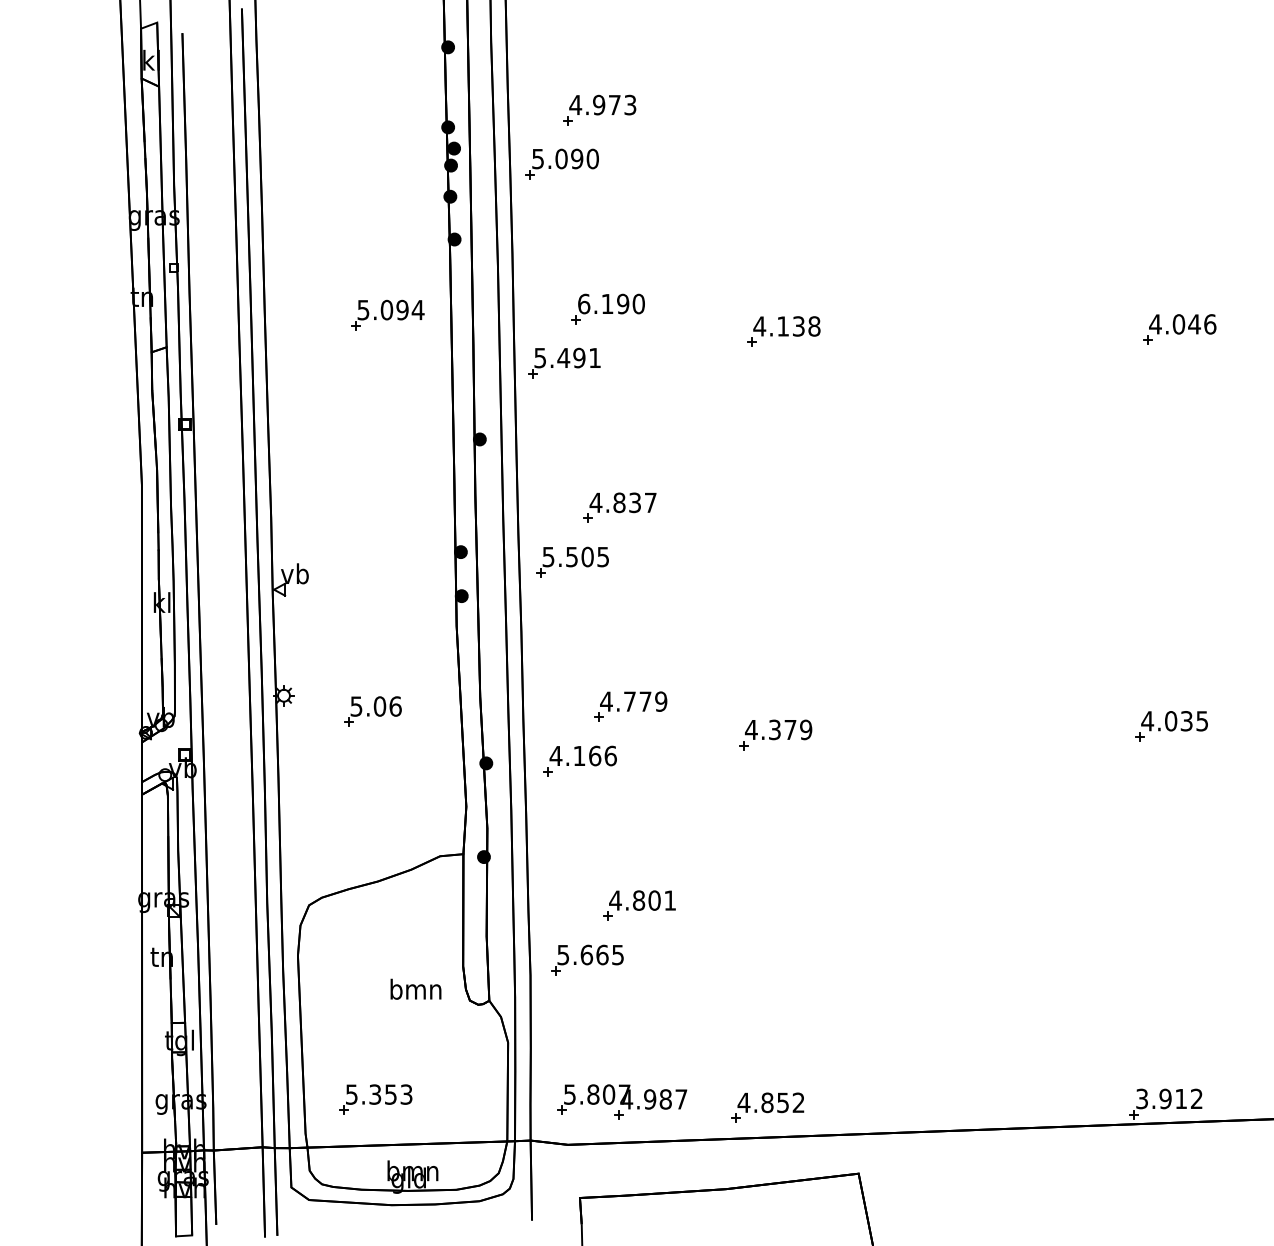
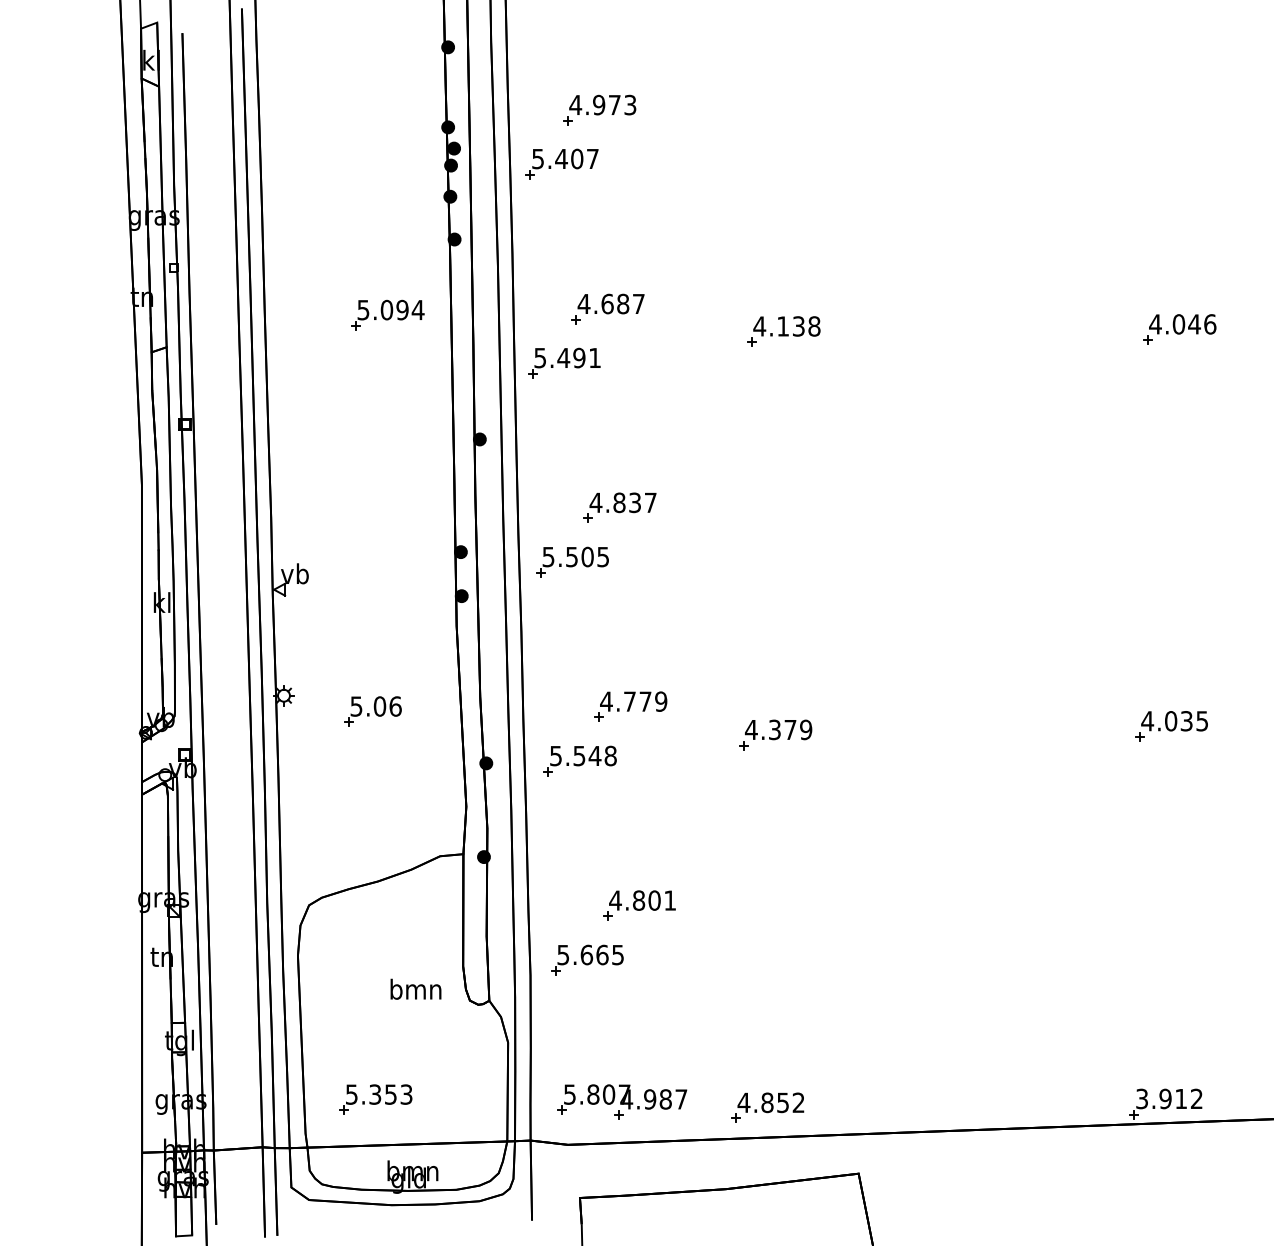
text: 5.090 -> 5.407 (576, 158)
text: 6.190 -> 4.687 (610, 303)
text: 4.166 -> 5.548 (582, 755)
